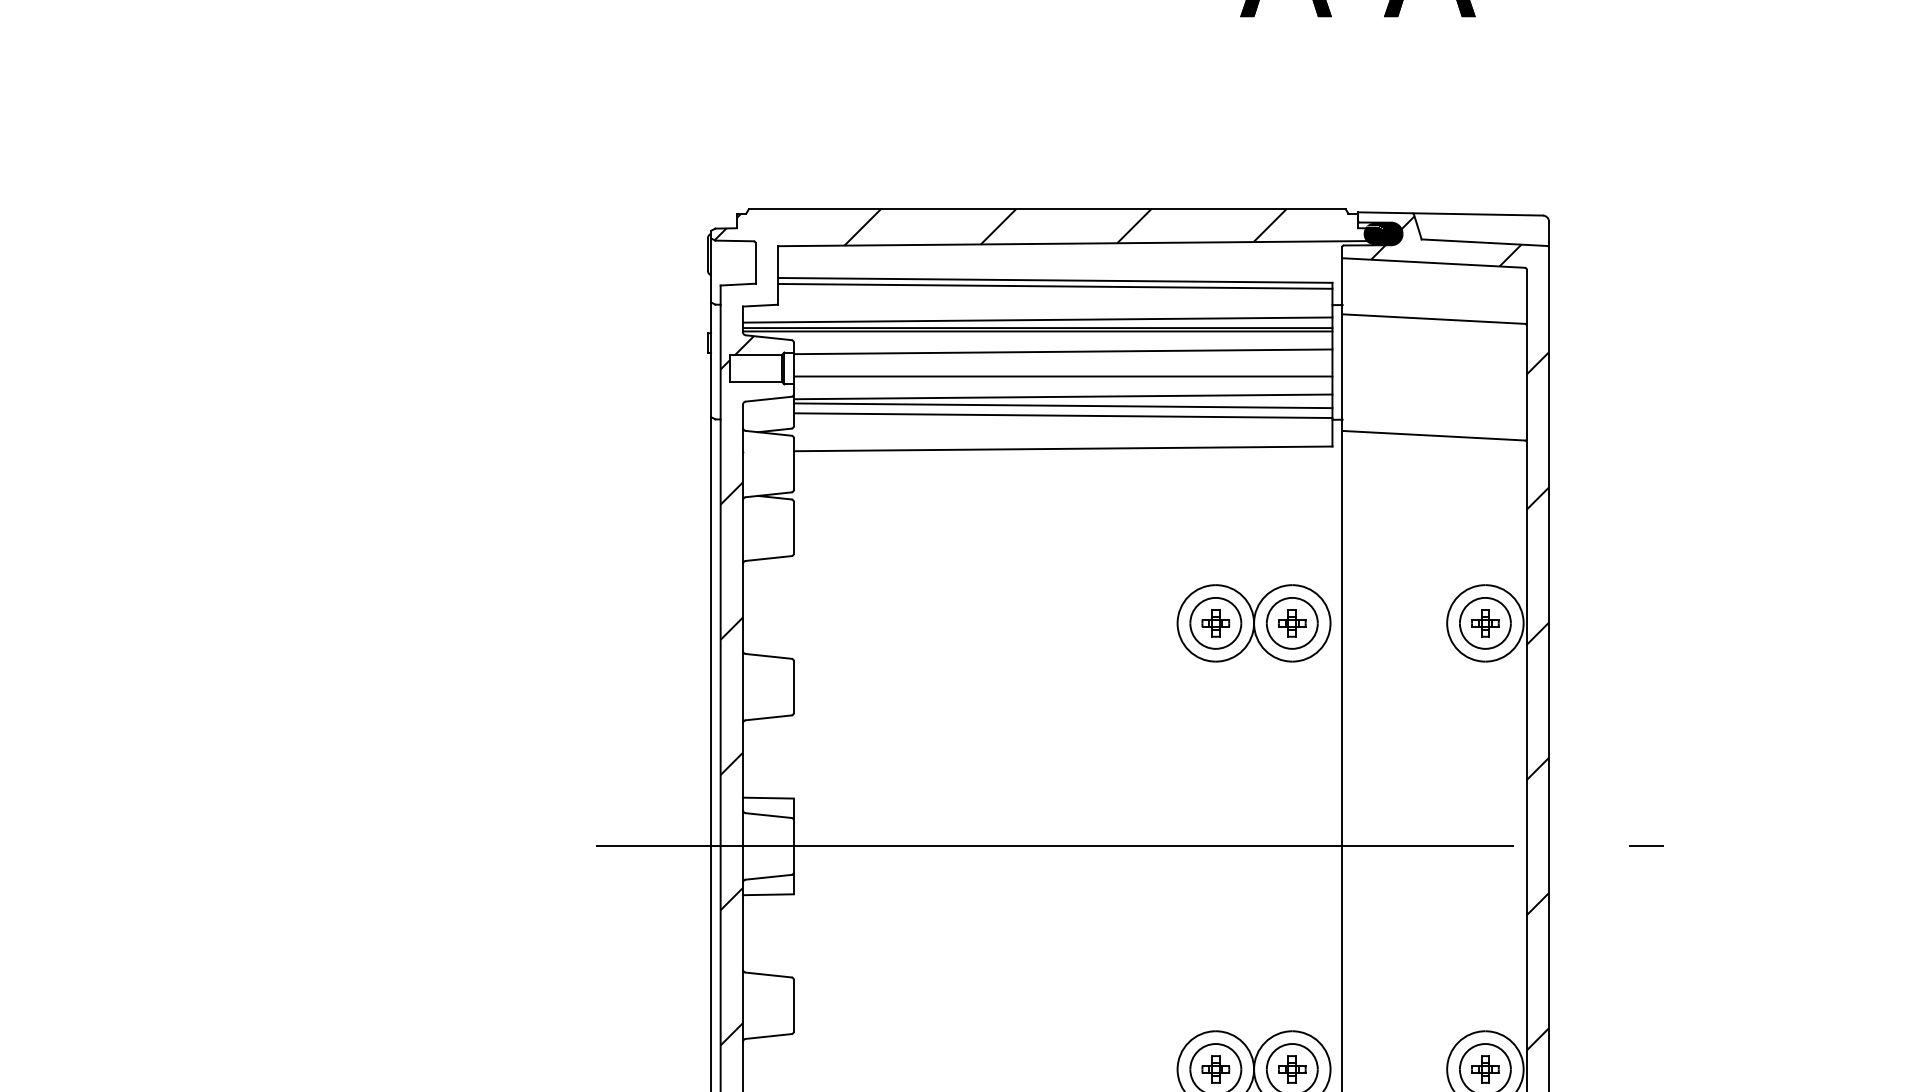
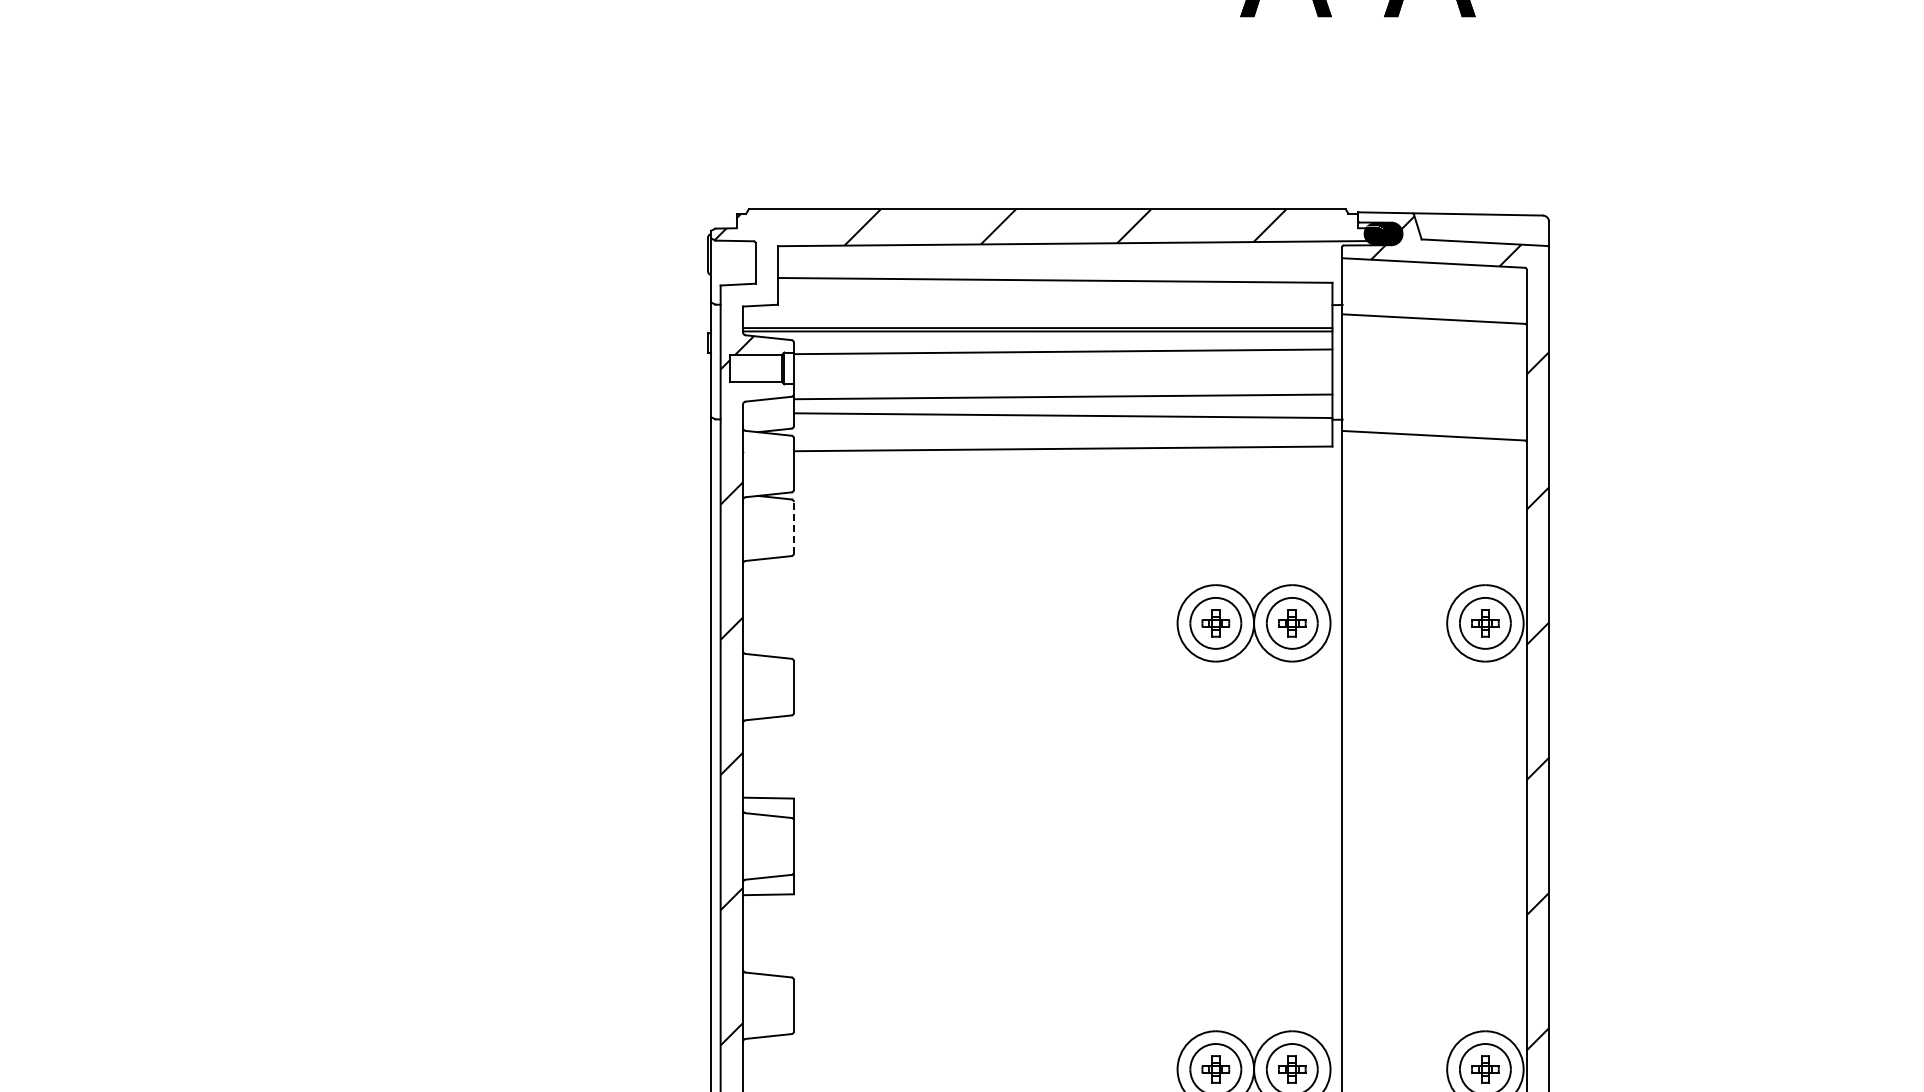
line: present -> none (1055, 285)
line: present -> none (1037, 319)
line: present -> none (1062, 376)
line: present -> none (1062, 405)
line: solid -> dashed (793, 527)
line: present -> none (1129, 846)
